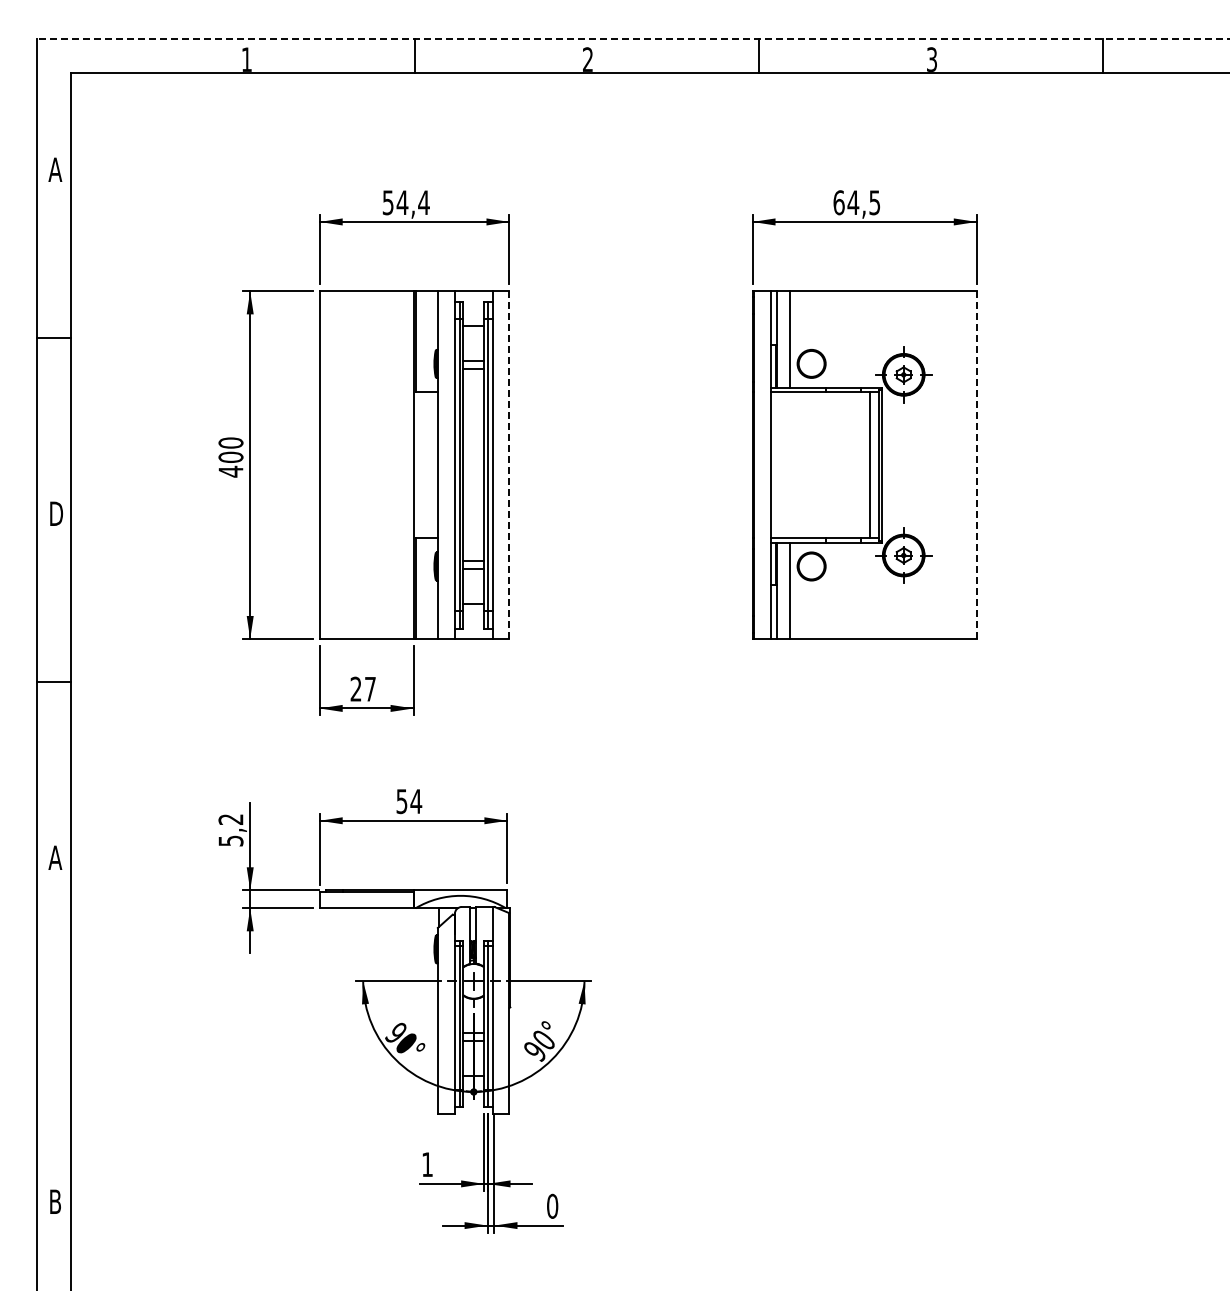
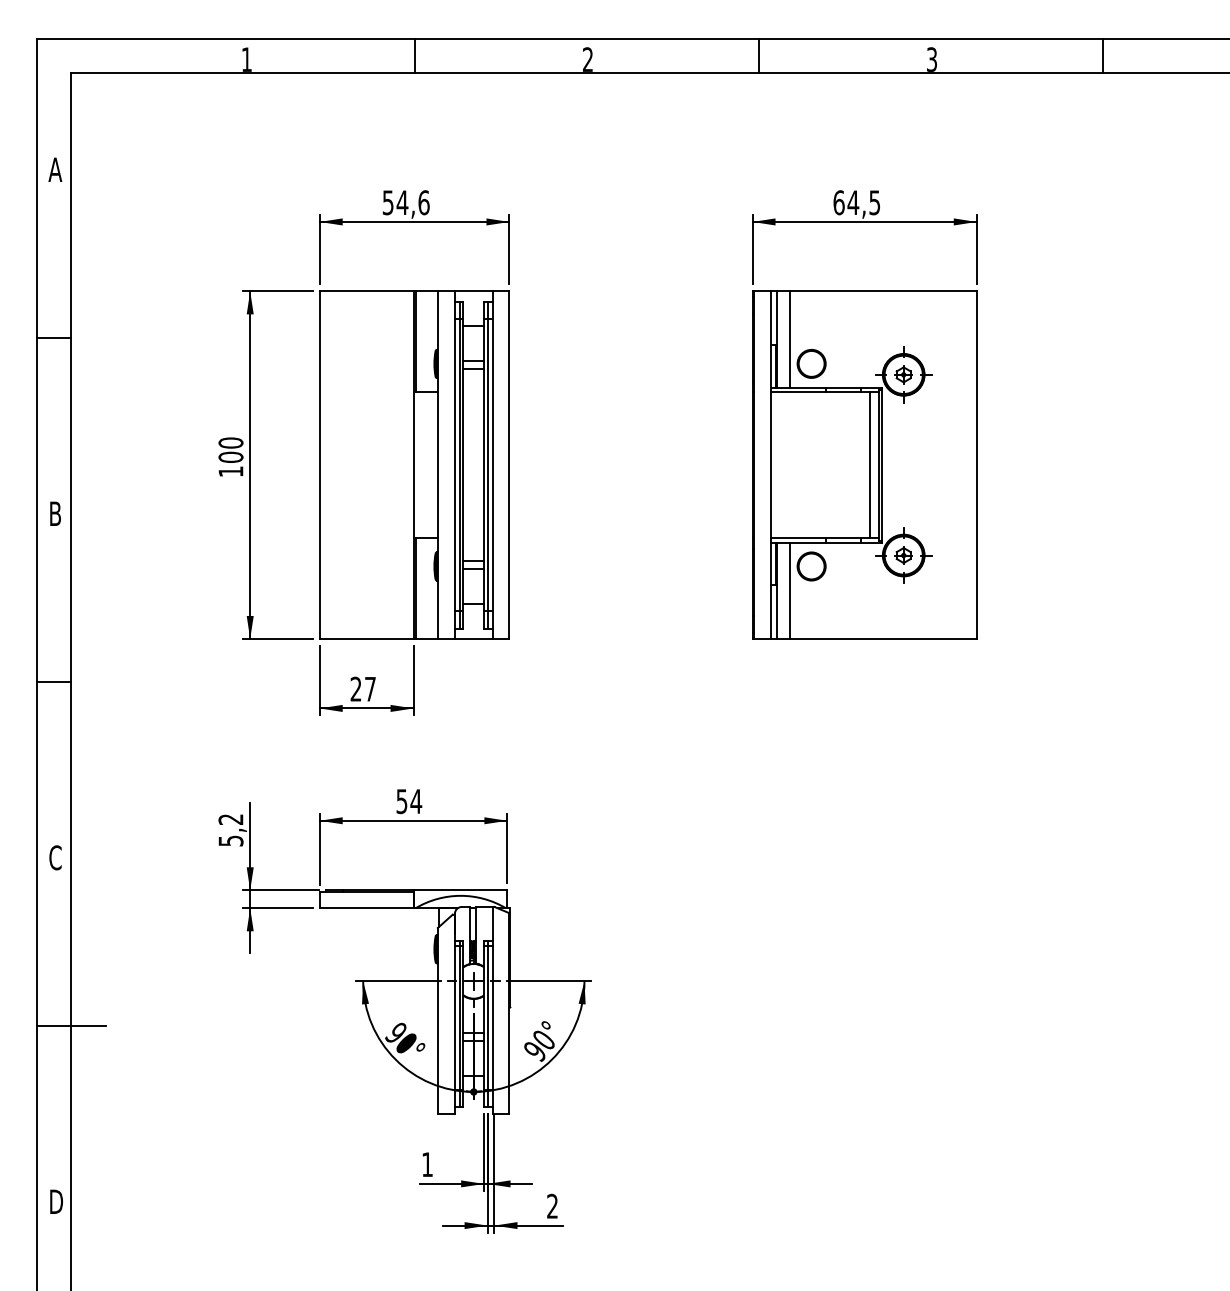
line: dashed -> solid (632, 38)
text: 54,4 -> 54,6 (423, 202)
line: dashed -> solid (509, 465)
line: dashed -> solid (976, 465)
text: 400 -> 100 (230, 471)
text: D -> B (57, 513)
text: A -> C (55, 857)
line: none -> present (70, 1026)
text: B -> D (57, 1201)
text: 0 -> 2 (552, 1205)
